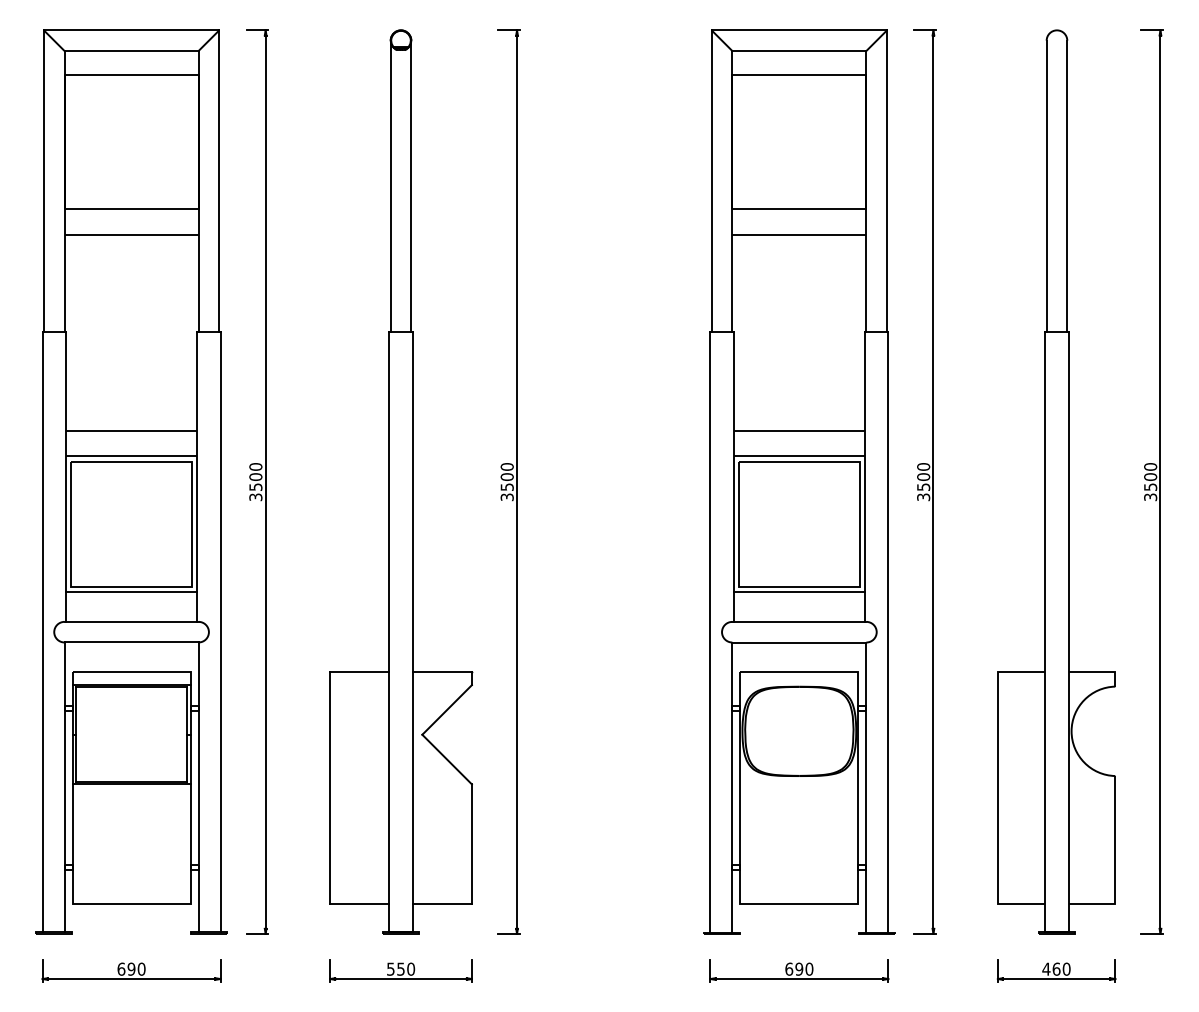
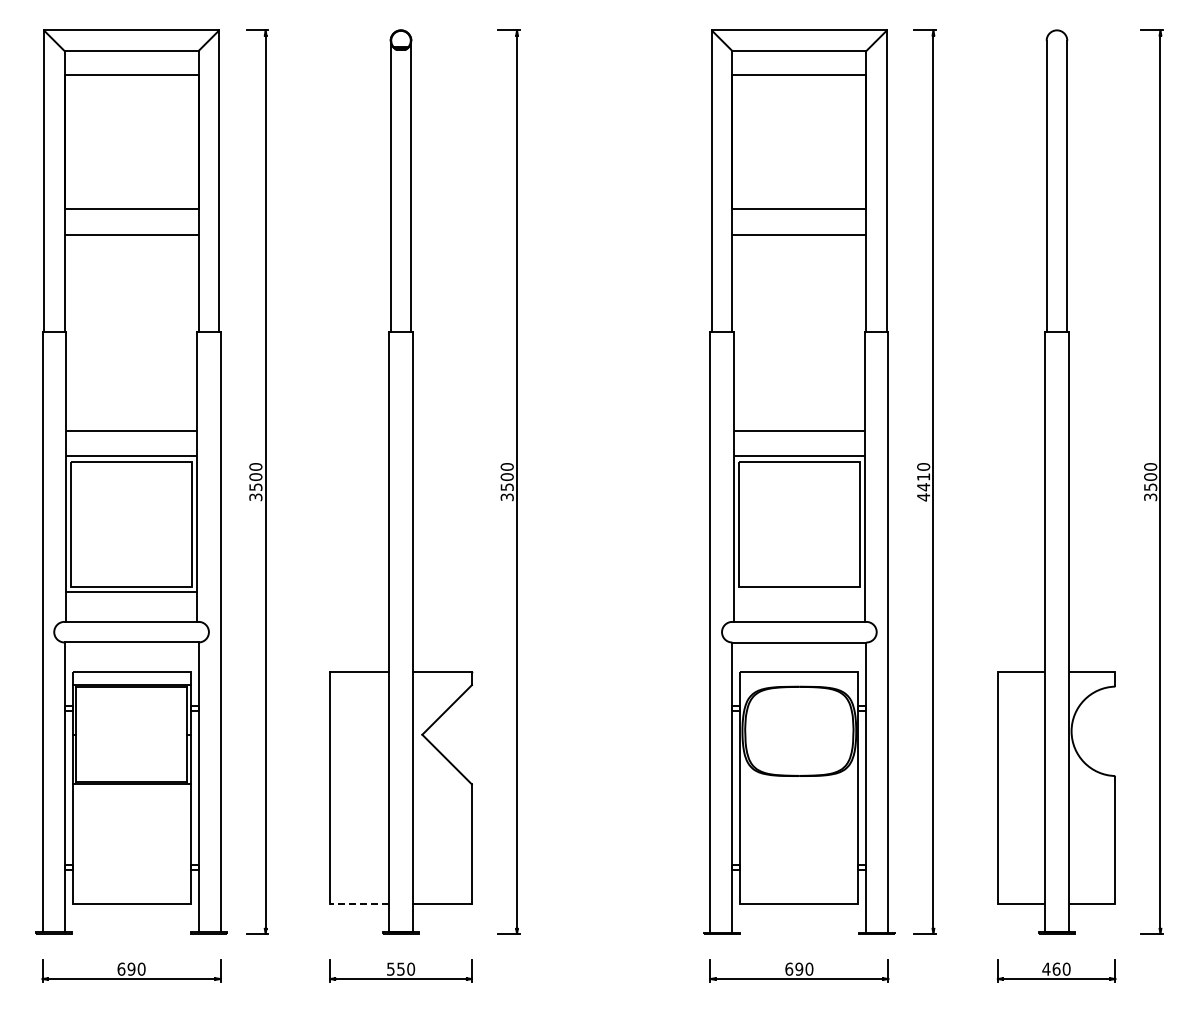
text: 3500 -> 4410 (923, 487)
line: present -> none (799, 592)
line: solid -> dashed (359, 904)
